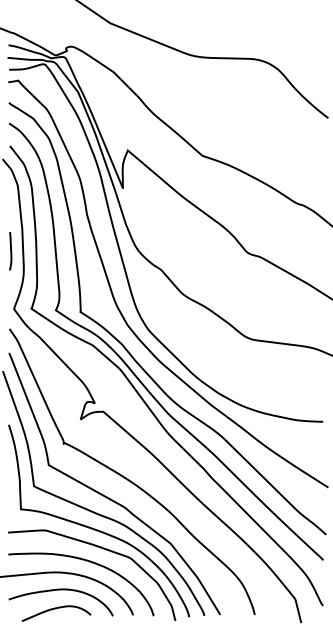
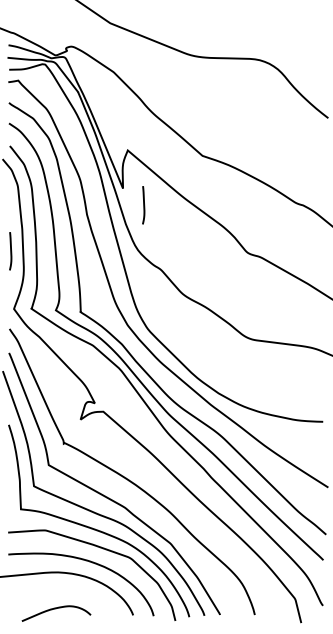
line: none -> present (143, 205)
curve: present -> none (60, 590)
